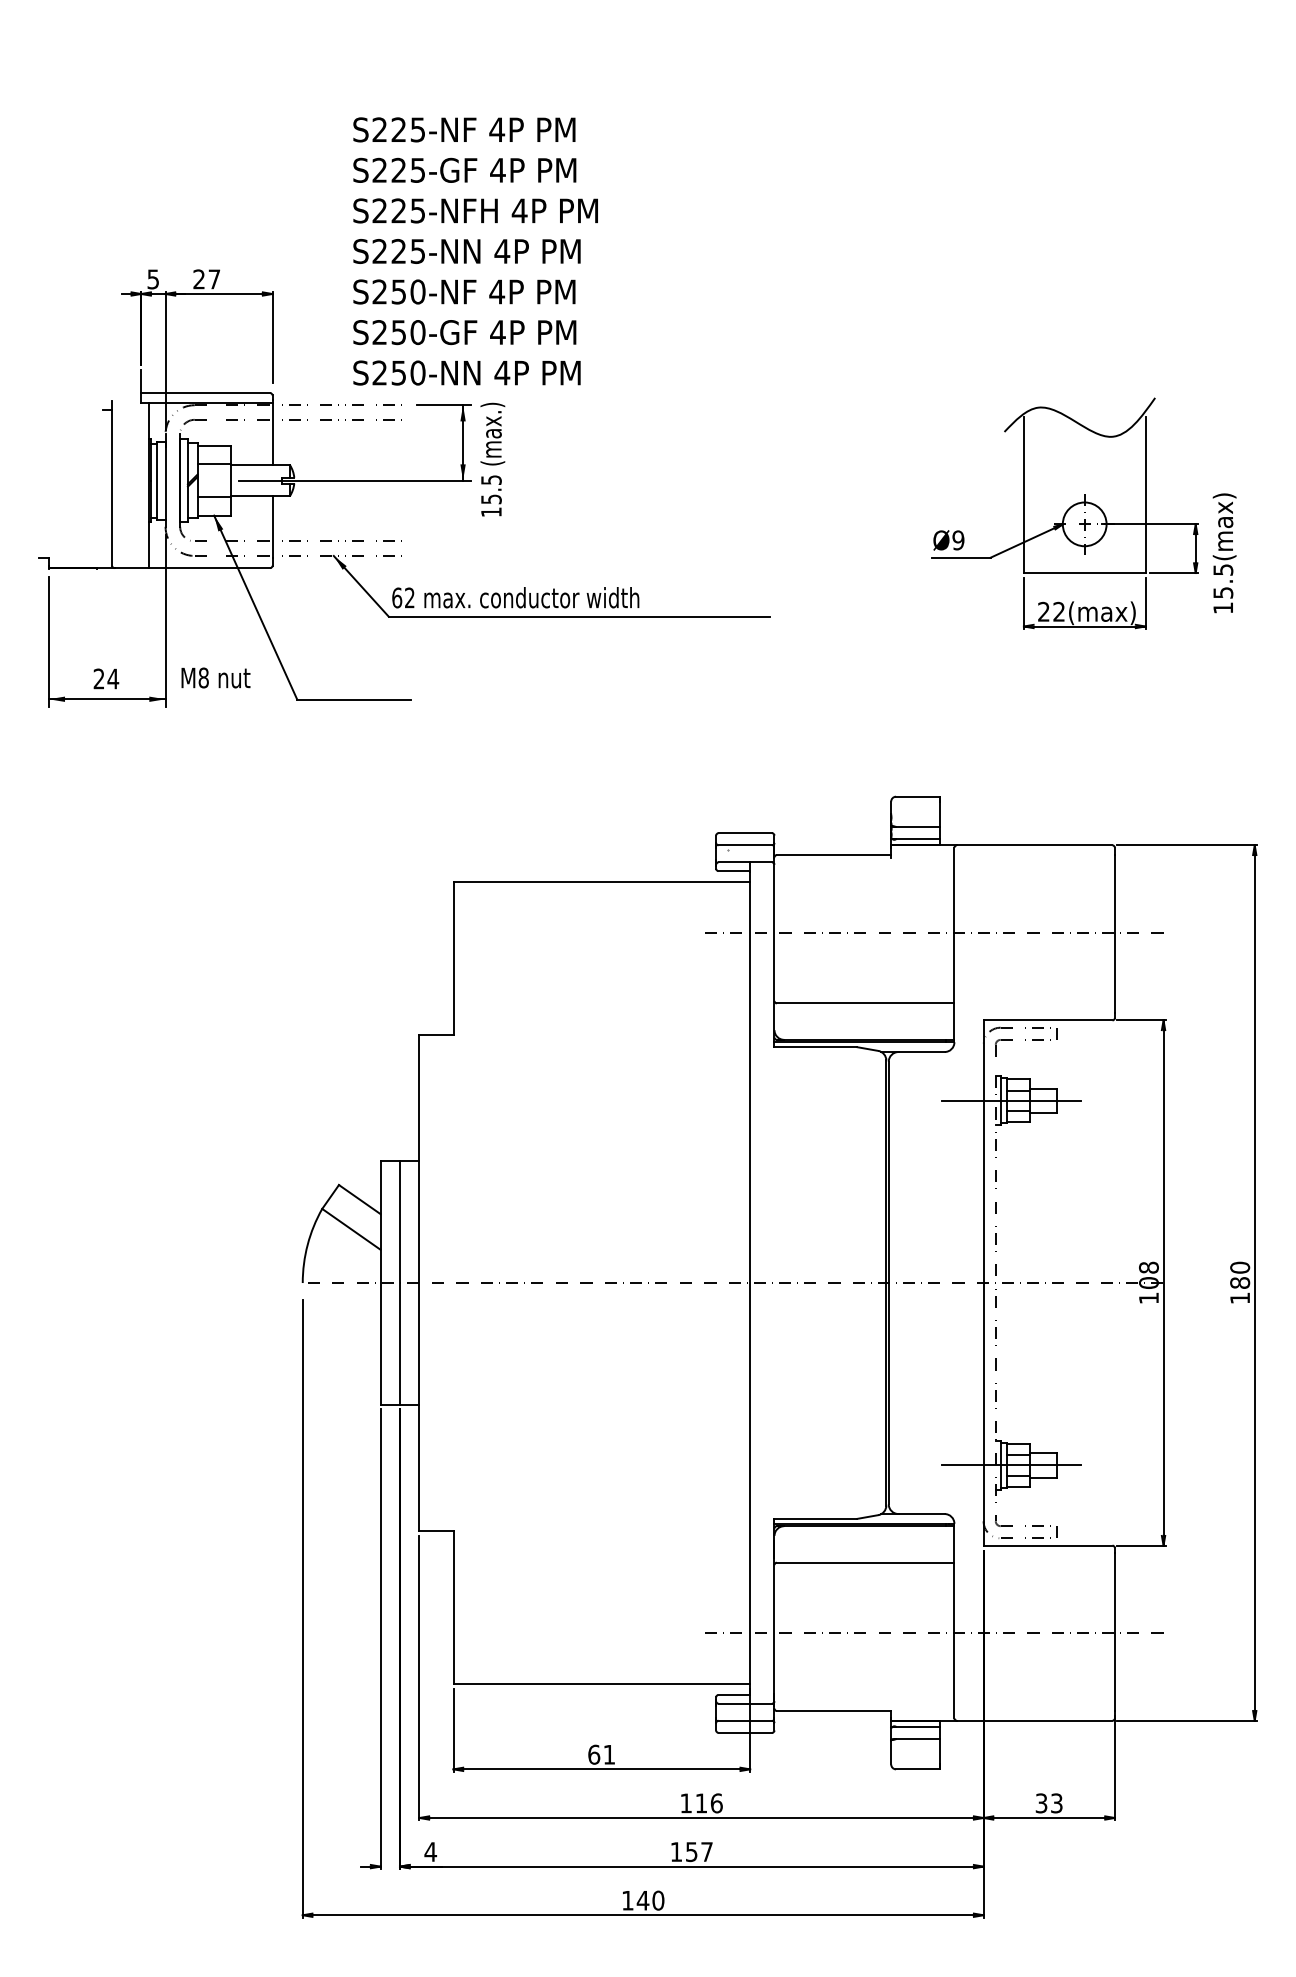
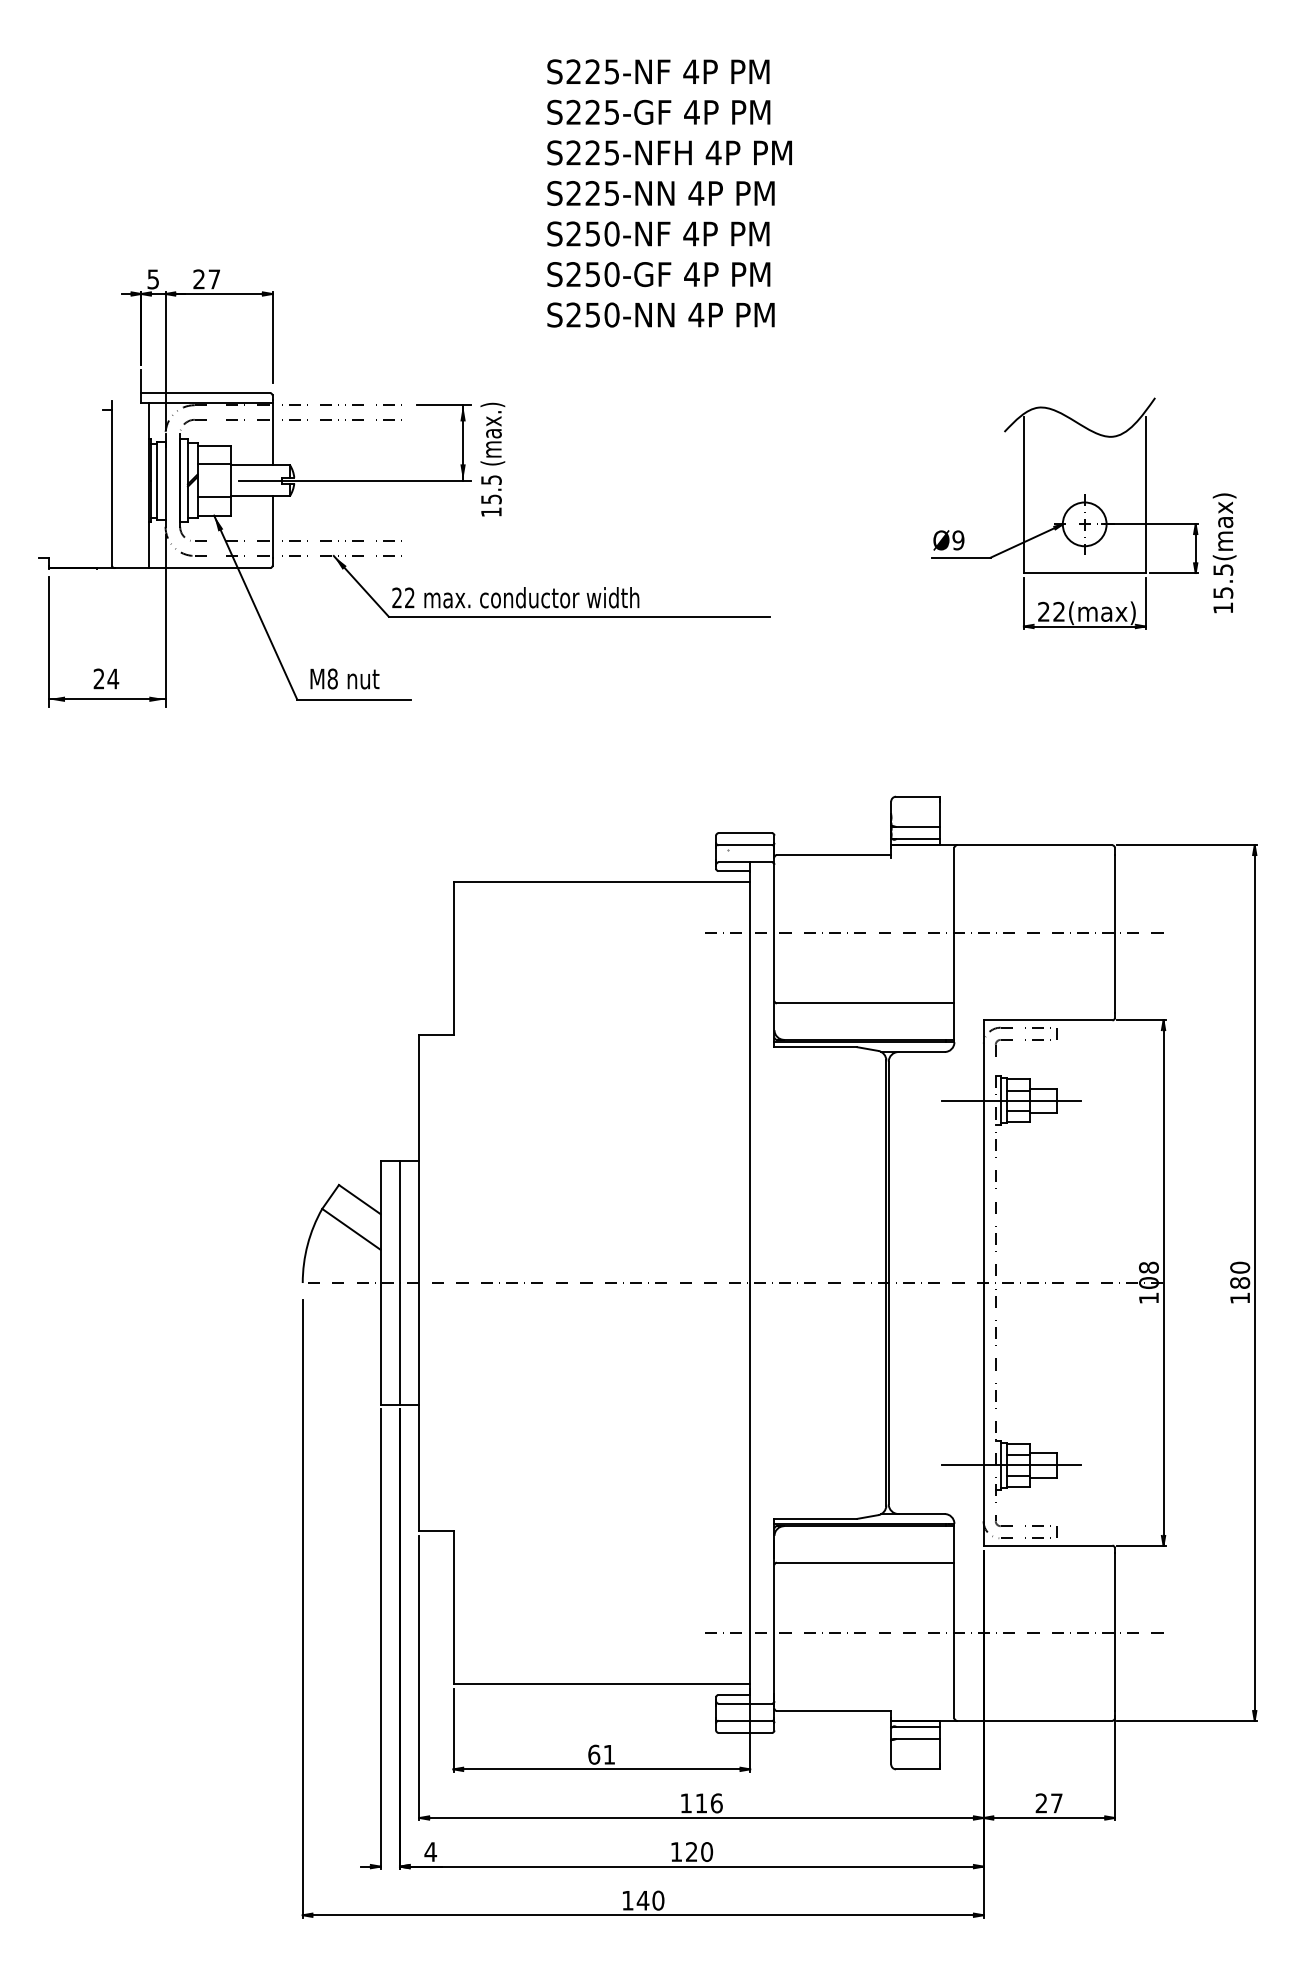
text position: (475, 251) -> (669, 193) (669, 193)
text: 62 -> 22 (397, 597)
text position: (215, 677) -> (344, 678) (344, 678)
text: 33 -> 27 (1048, 1803)
text: 157 -> 120 (699, 1852)
